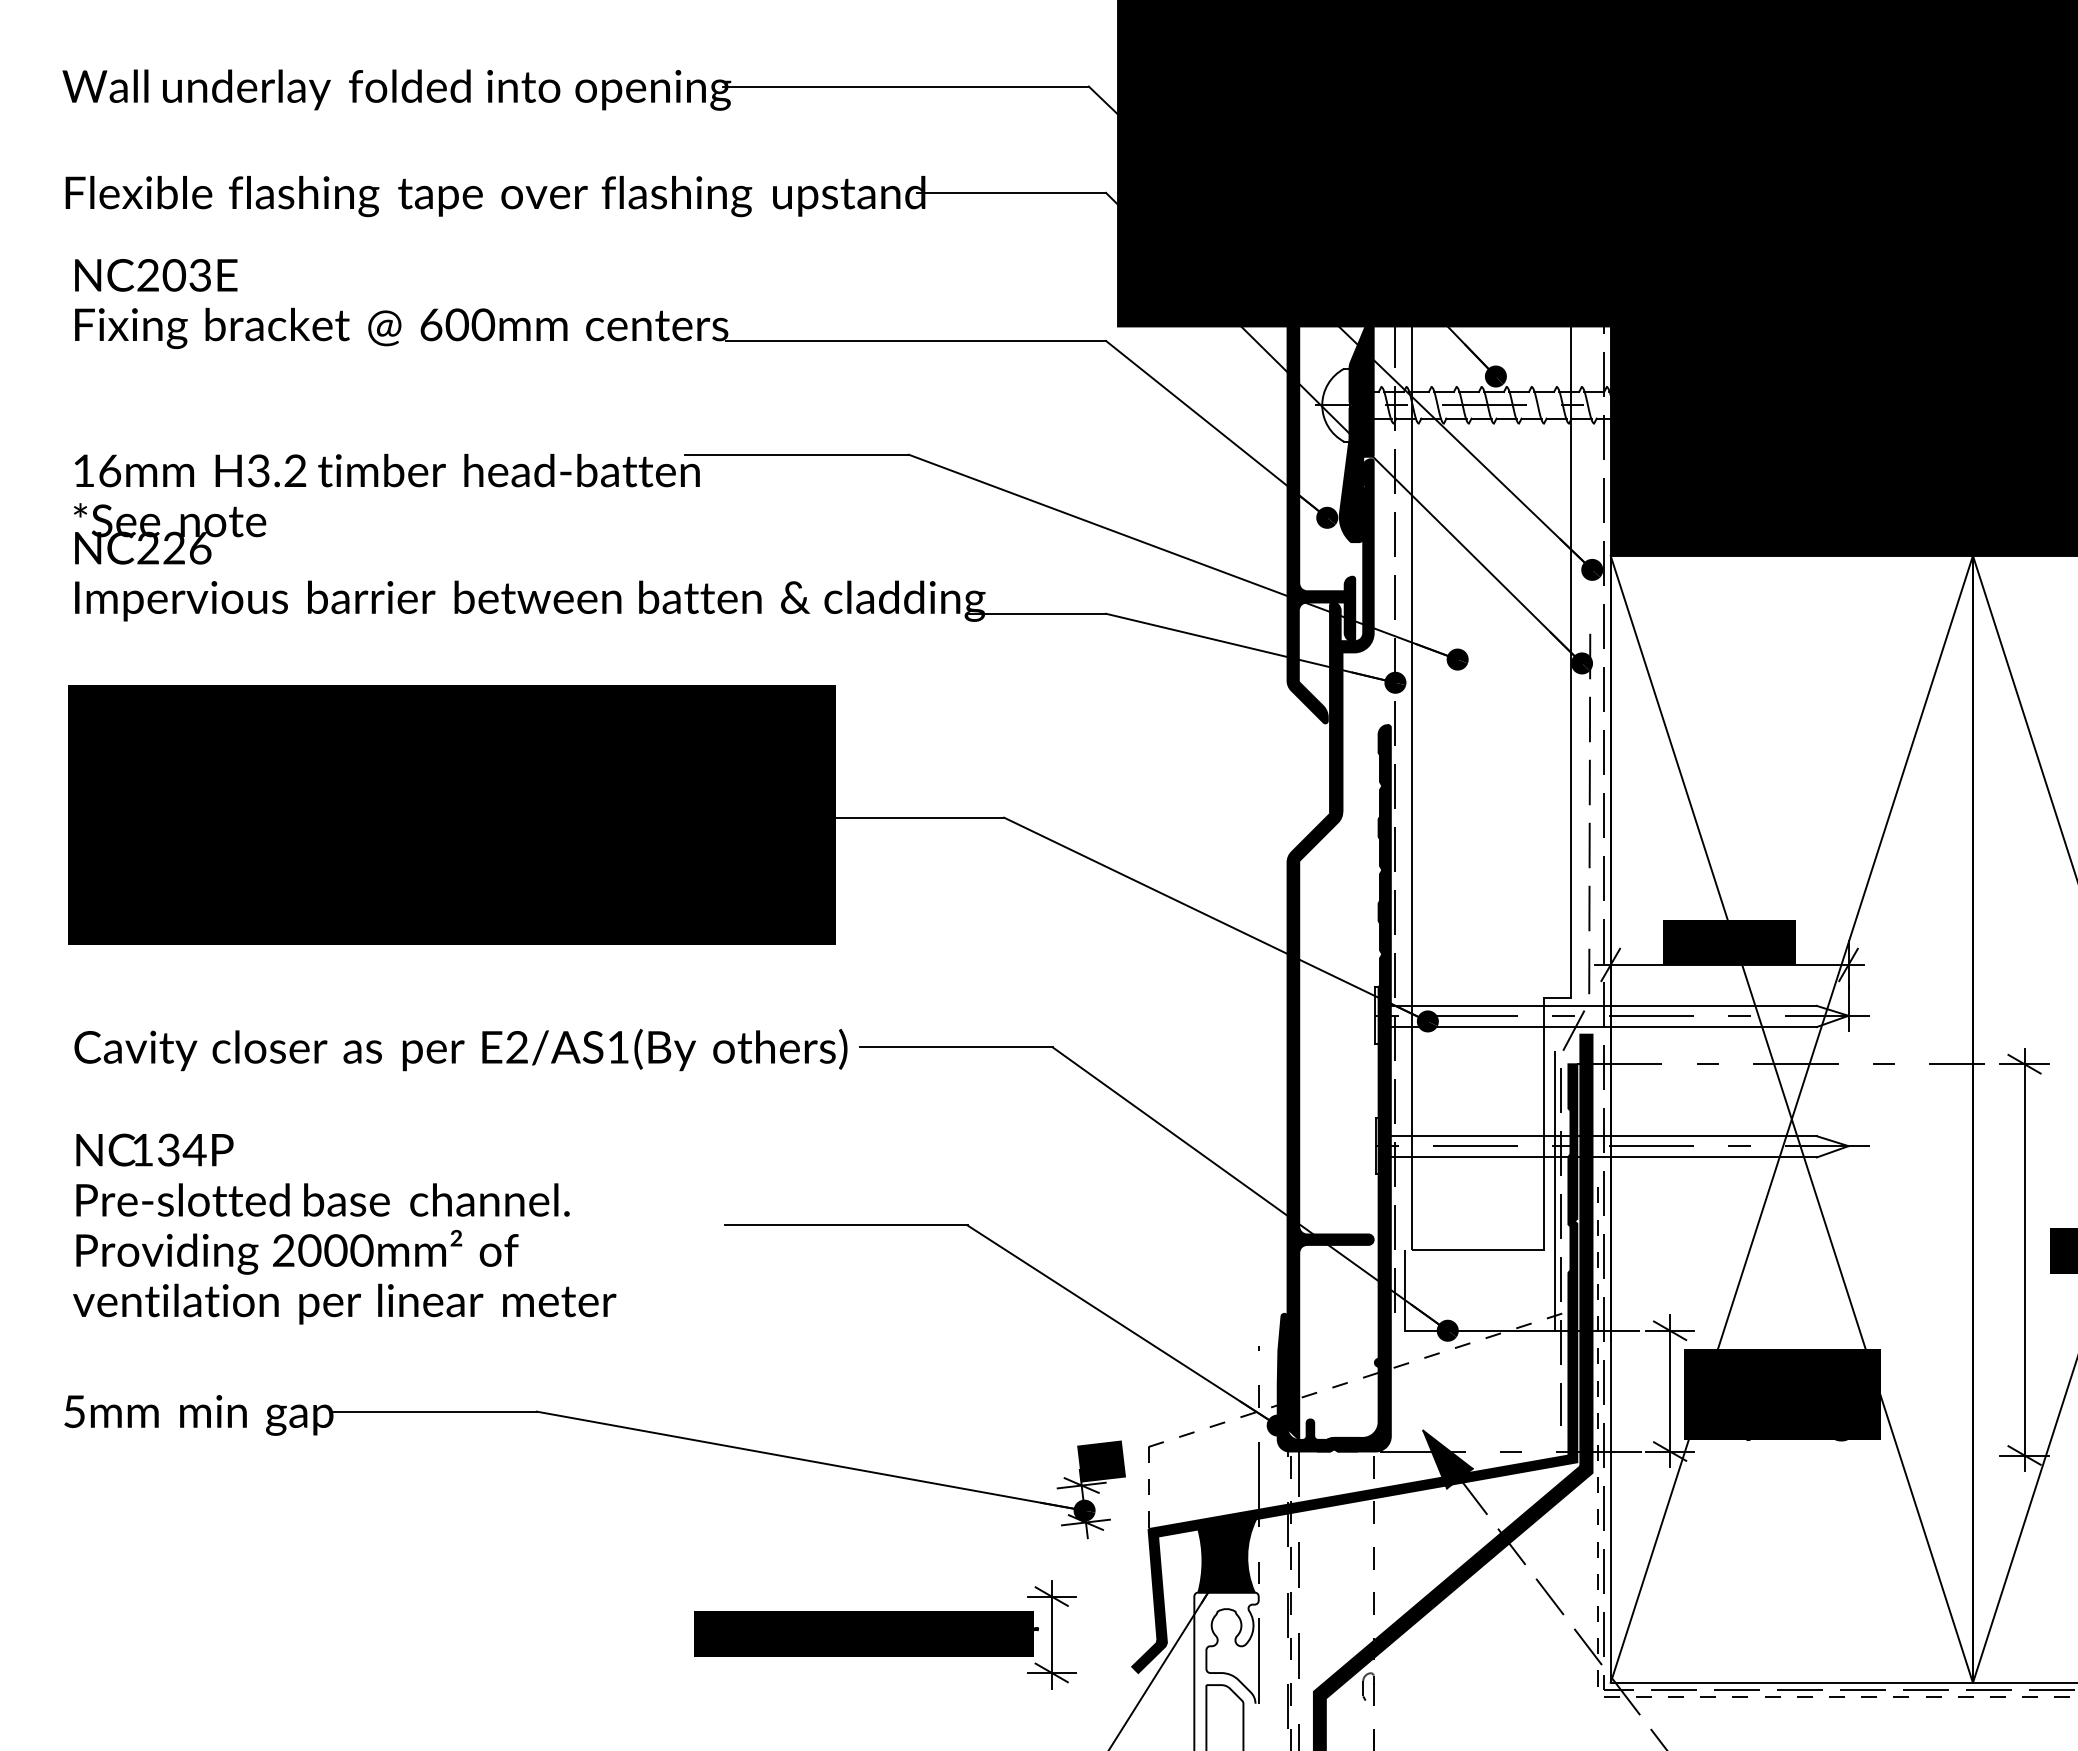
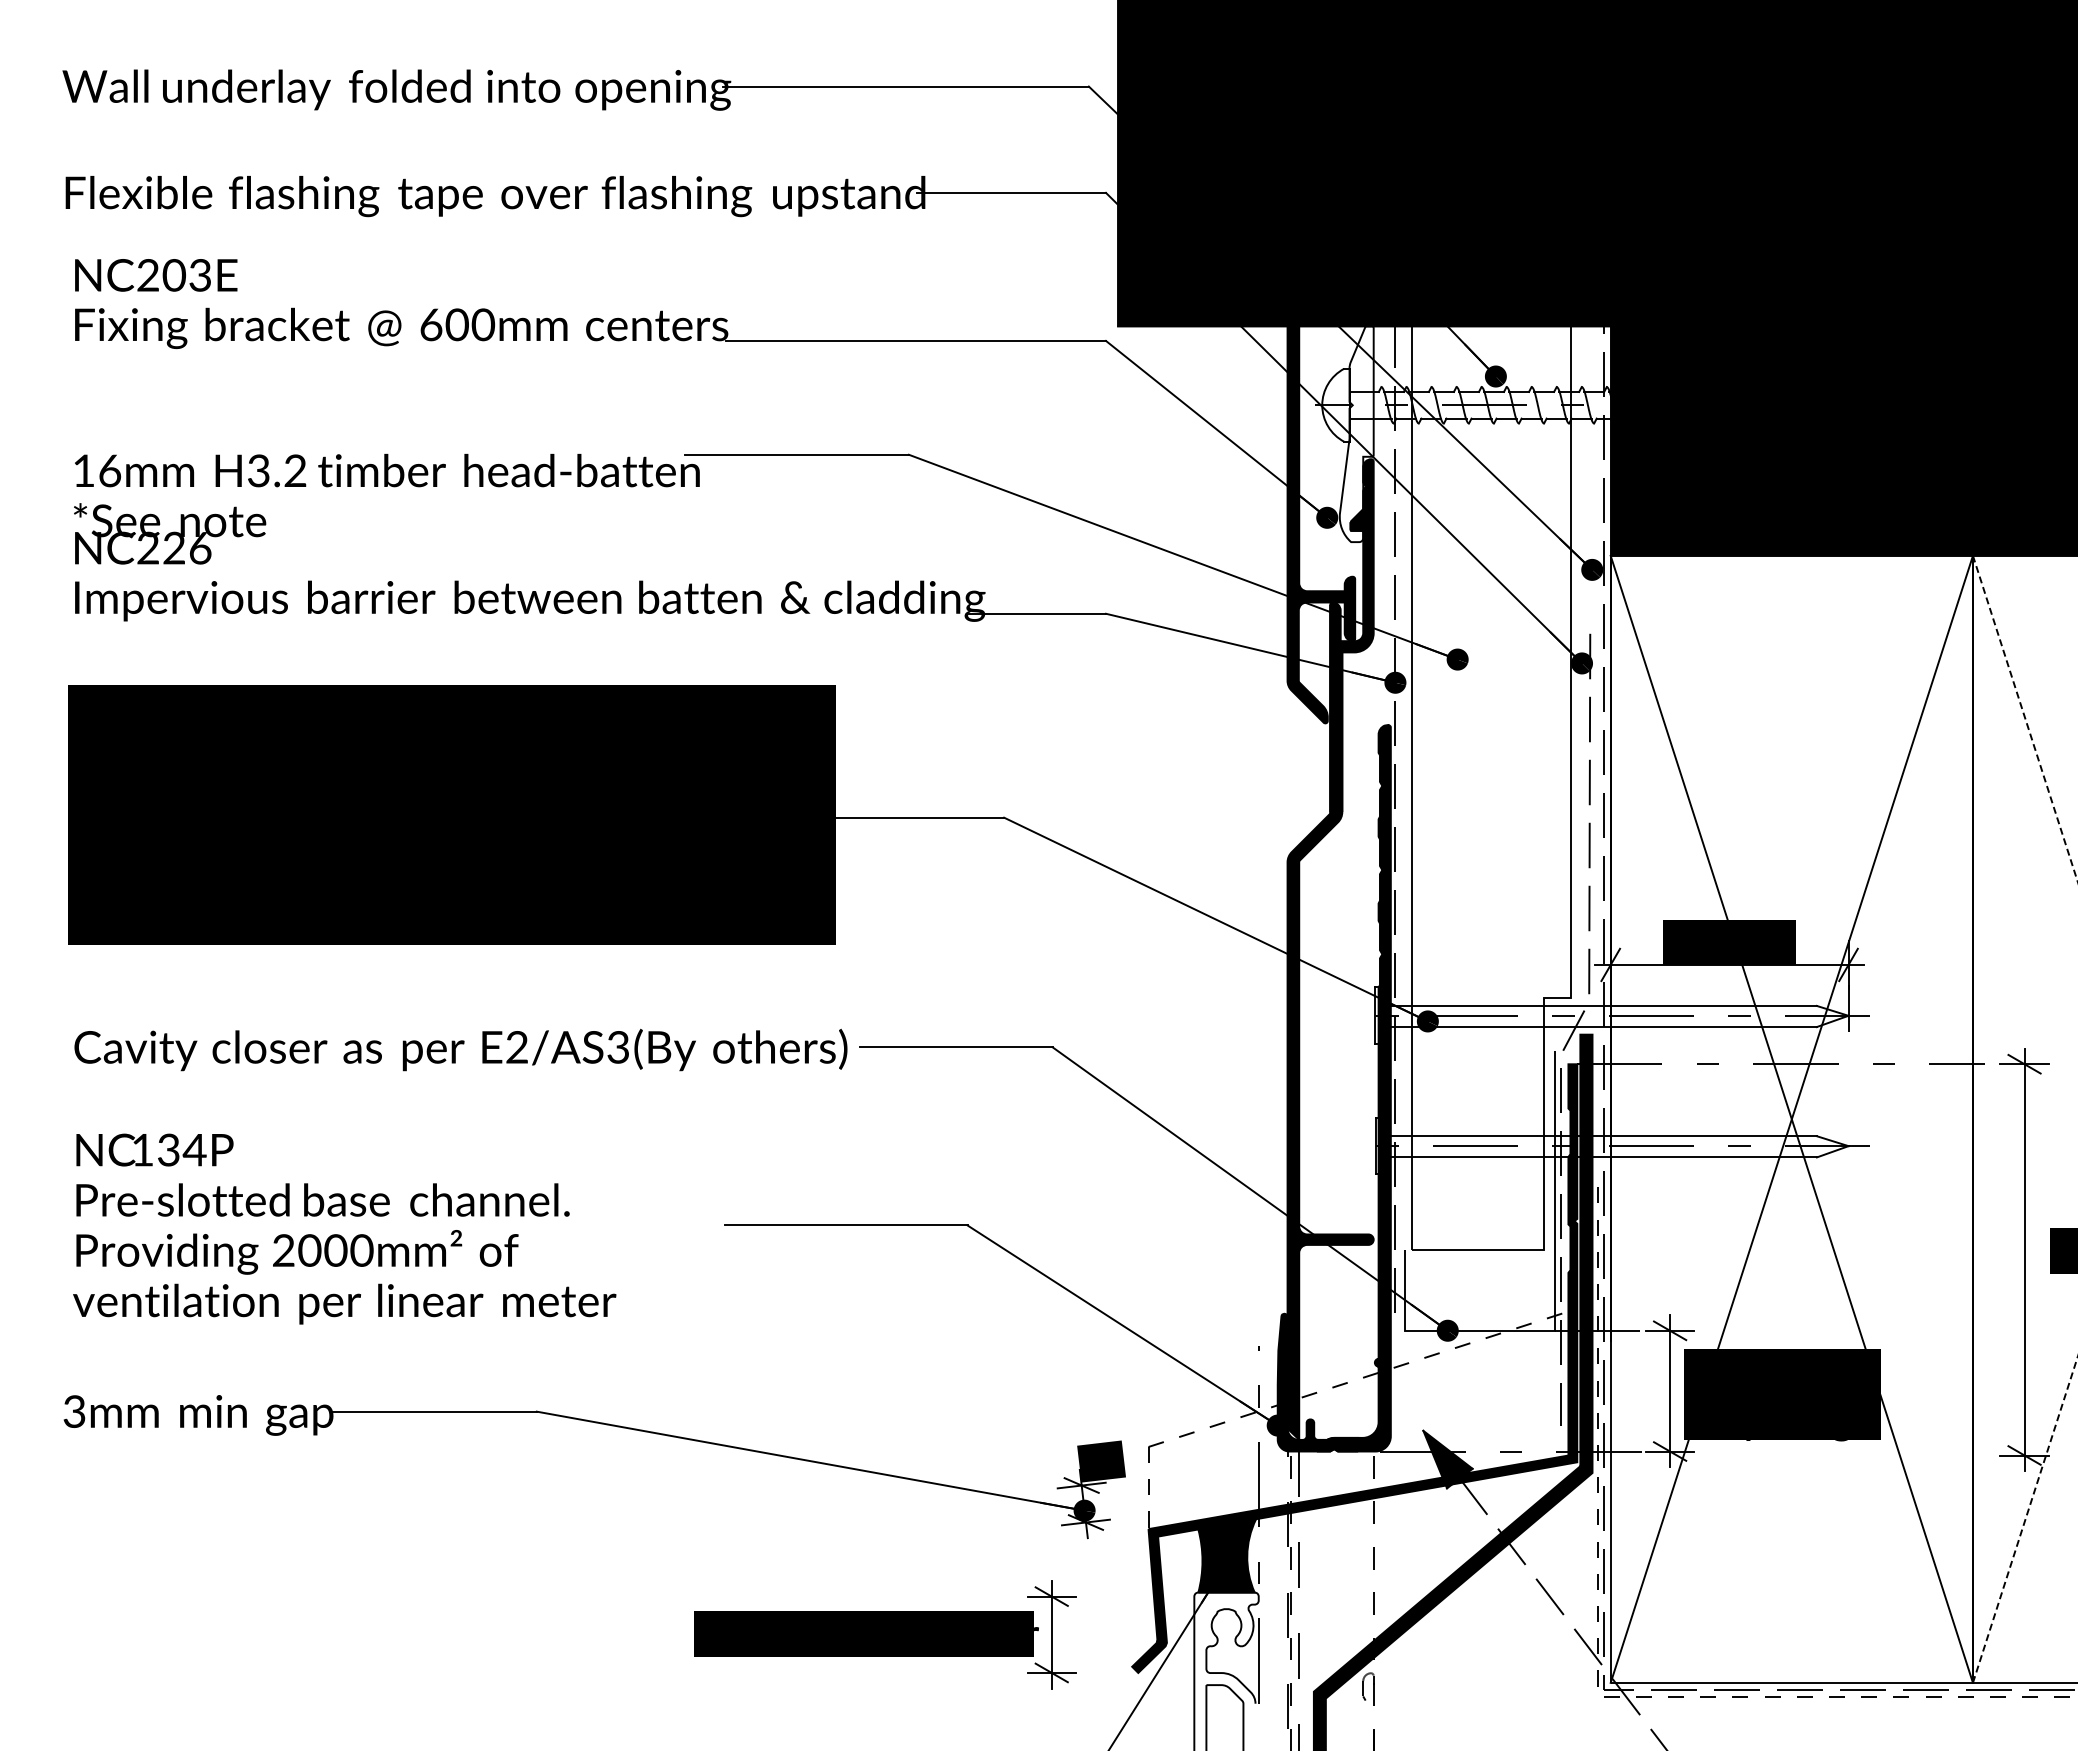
fill: present -> none (1356, 434)
line: solid -> dashed (2025, 718)
text: E2/AS1 -> E2/AS3 (617, 1047)
text: 5mm -> 3mm (74, 1411)
line: solid -> dashed (2025, 1519)
